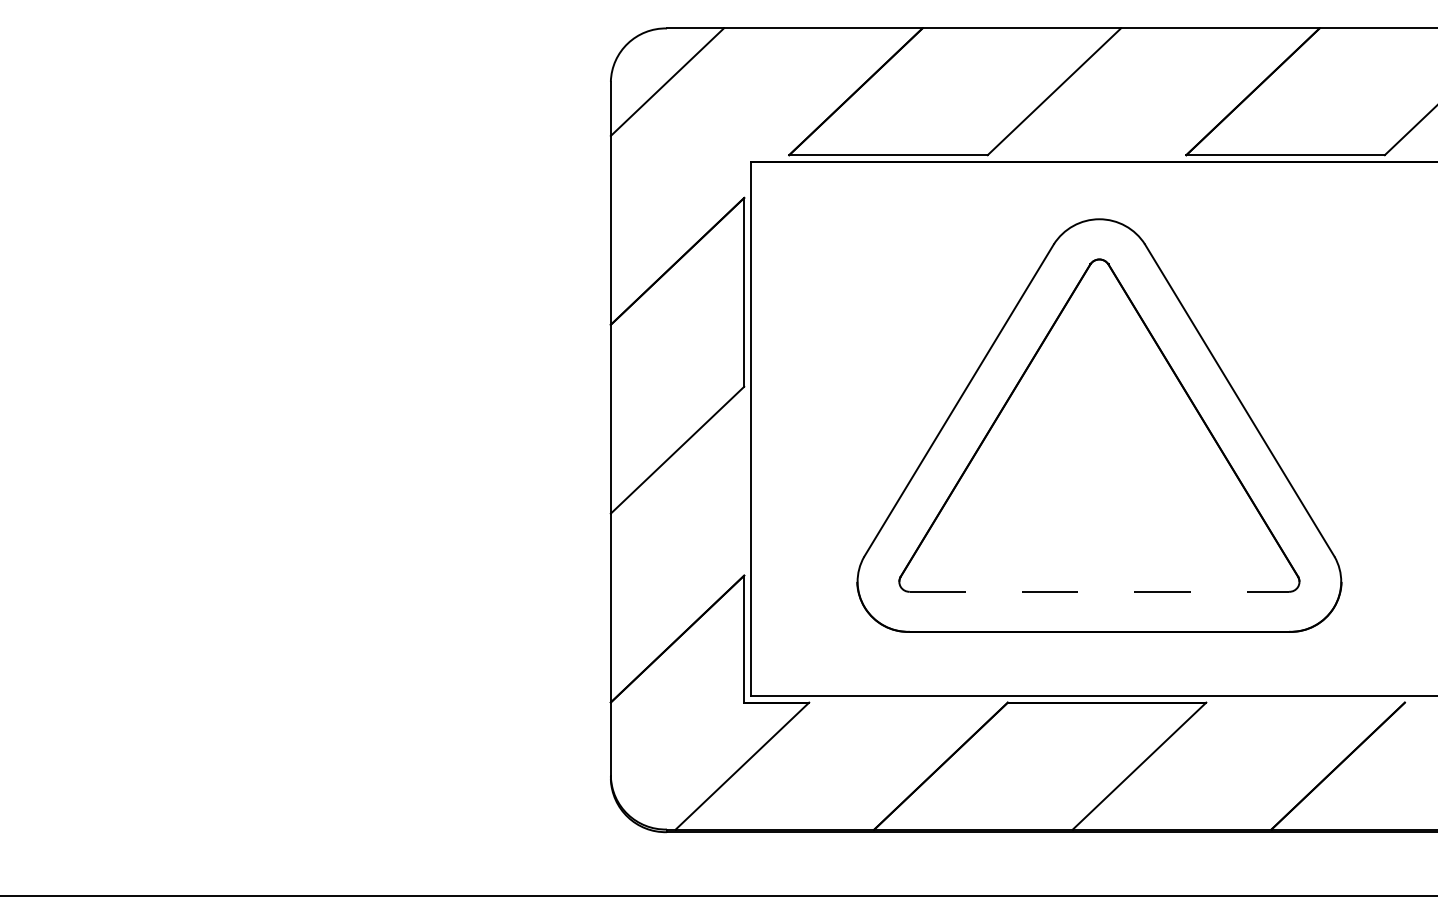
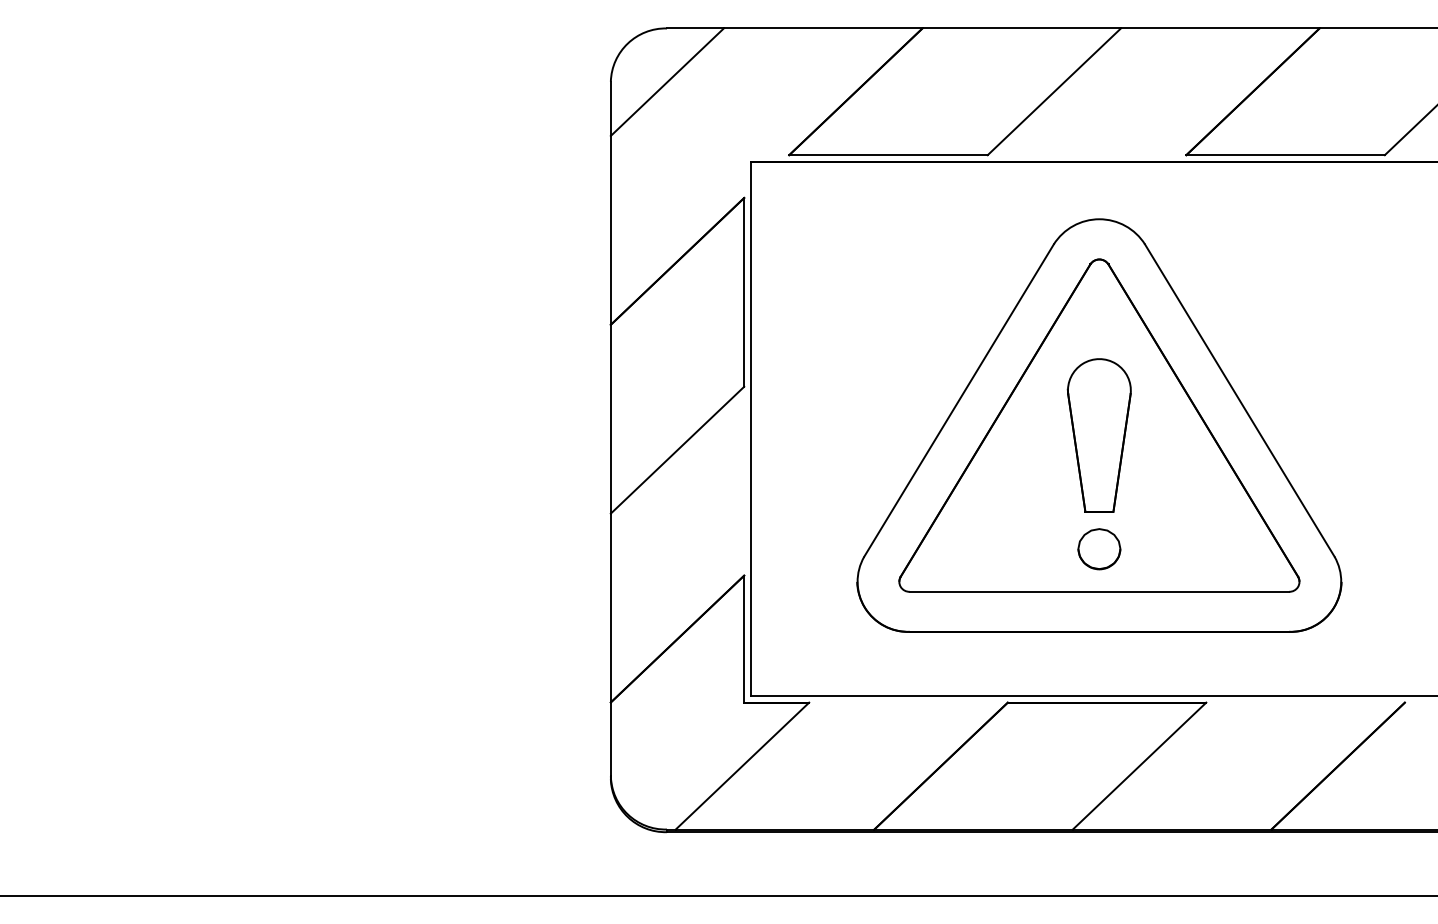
part: none -> present (1098, 435)
part: none -> present (1099, 549)
line: dashed -> solid (1099, 591)
